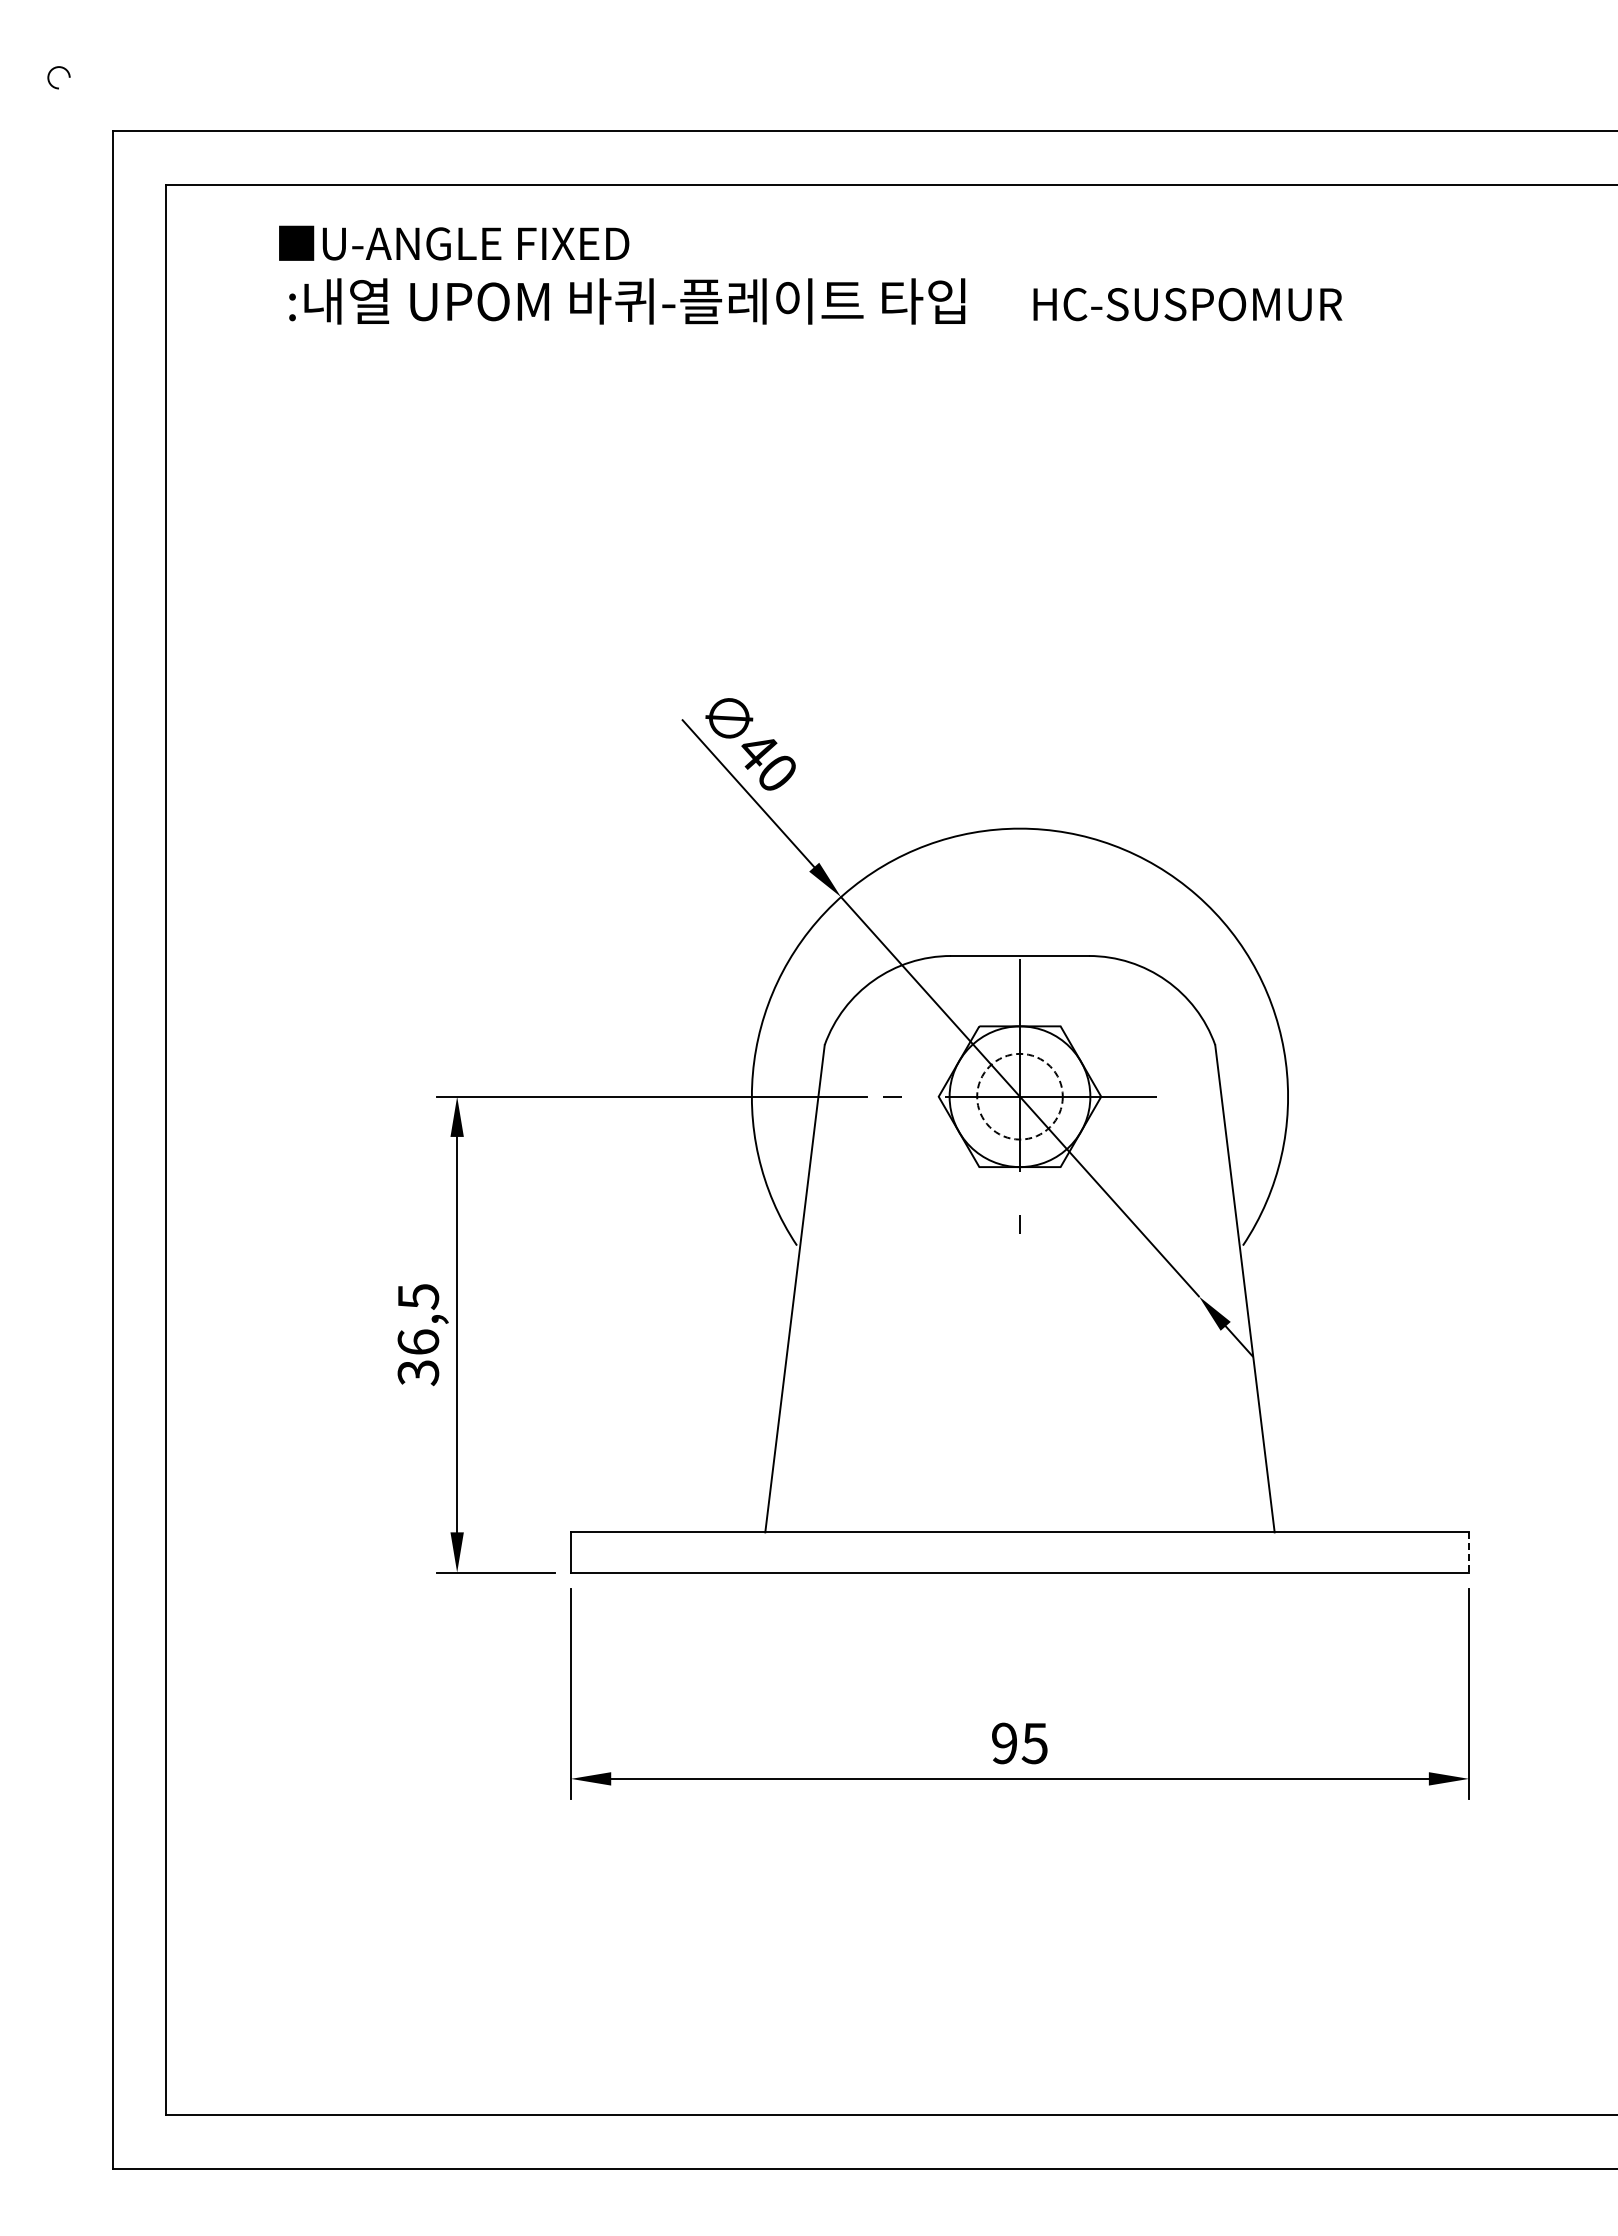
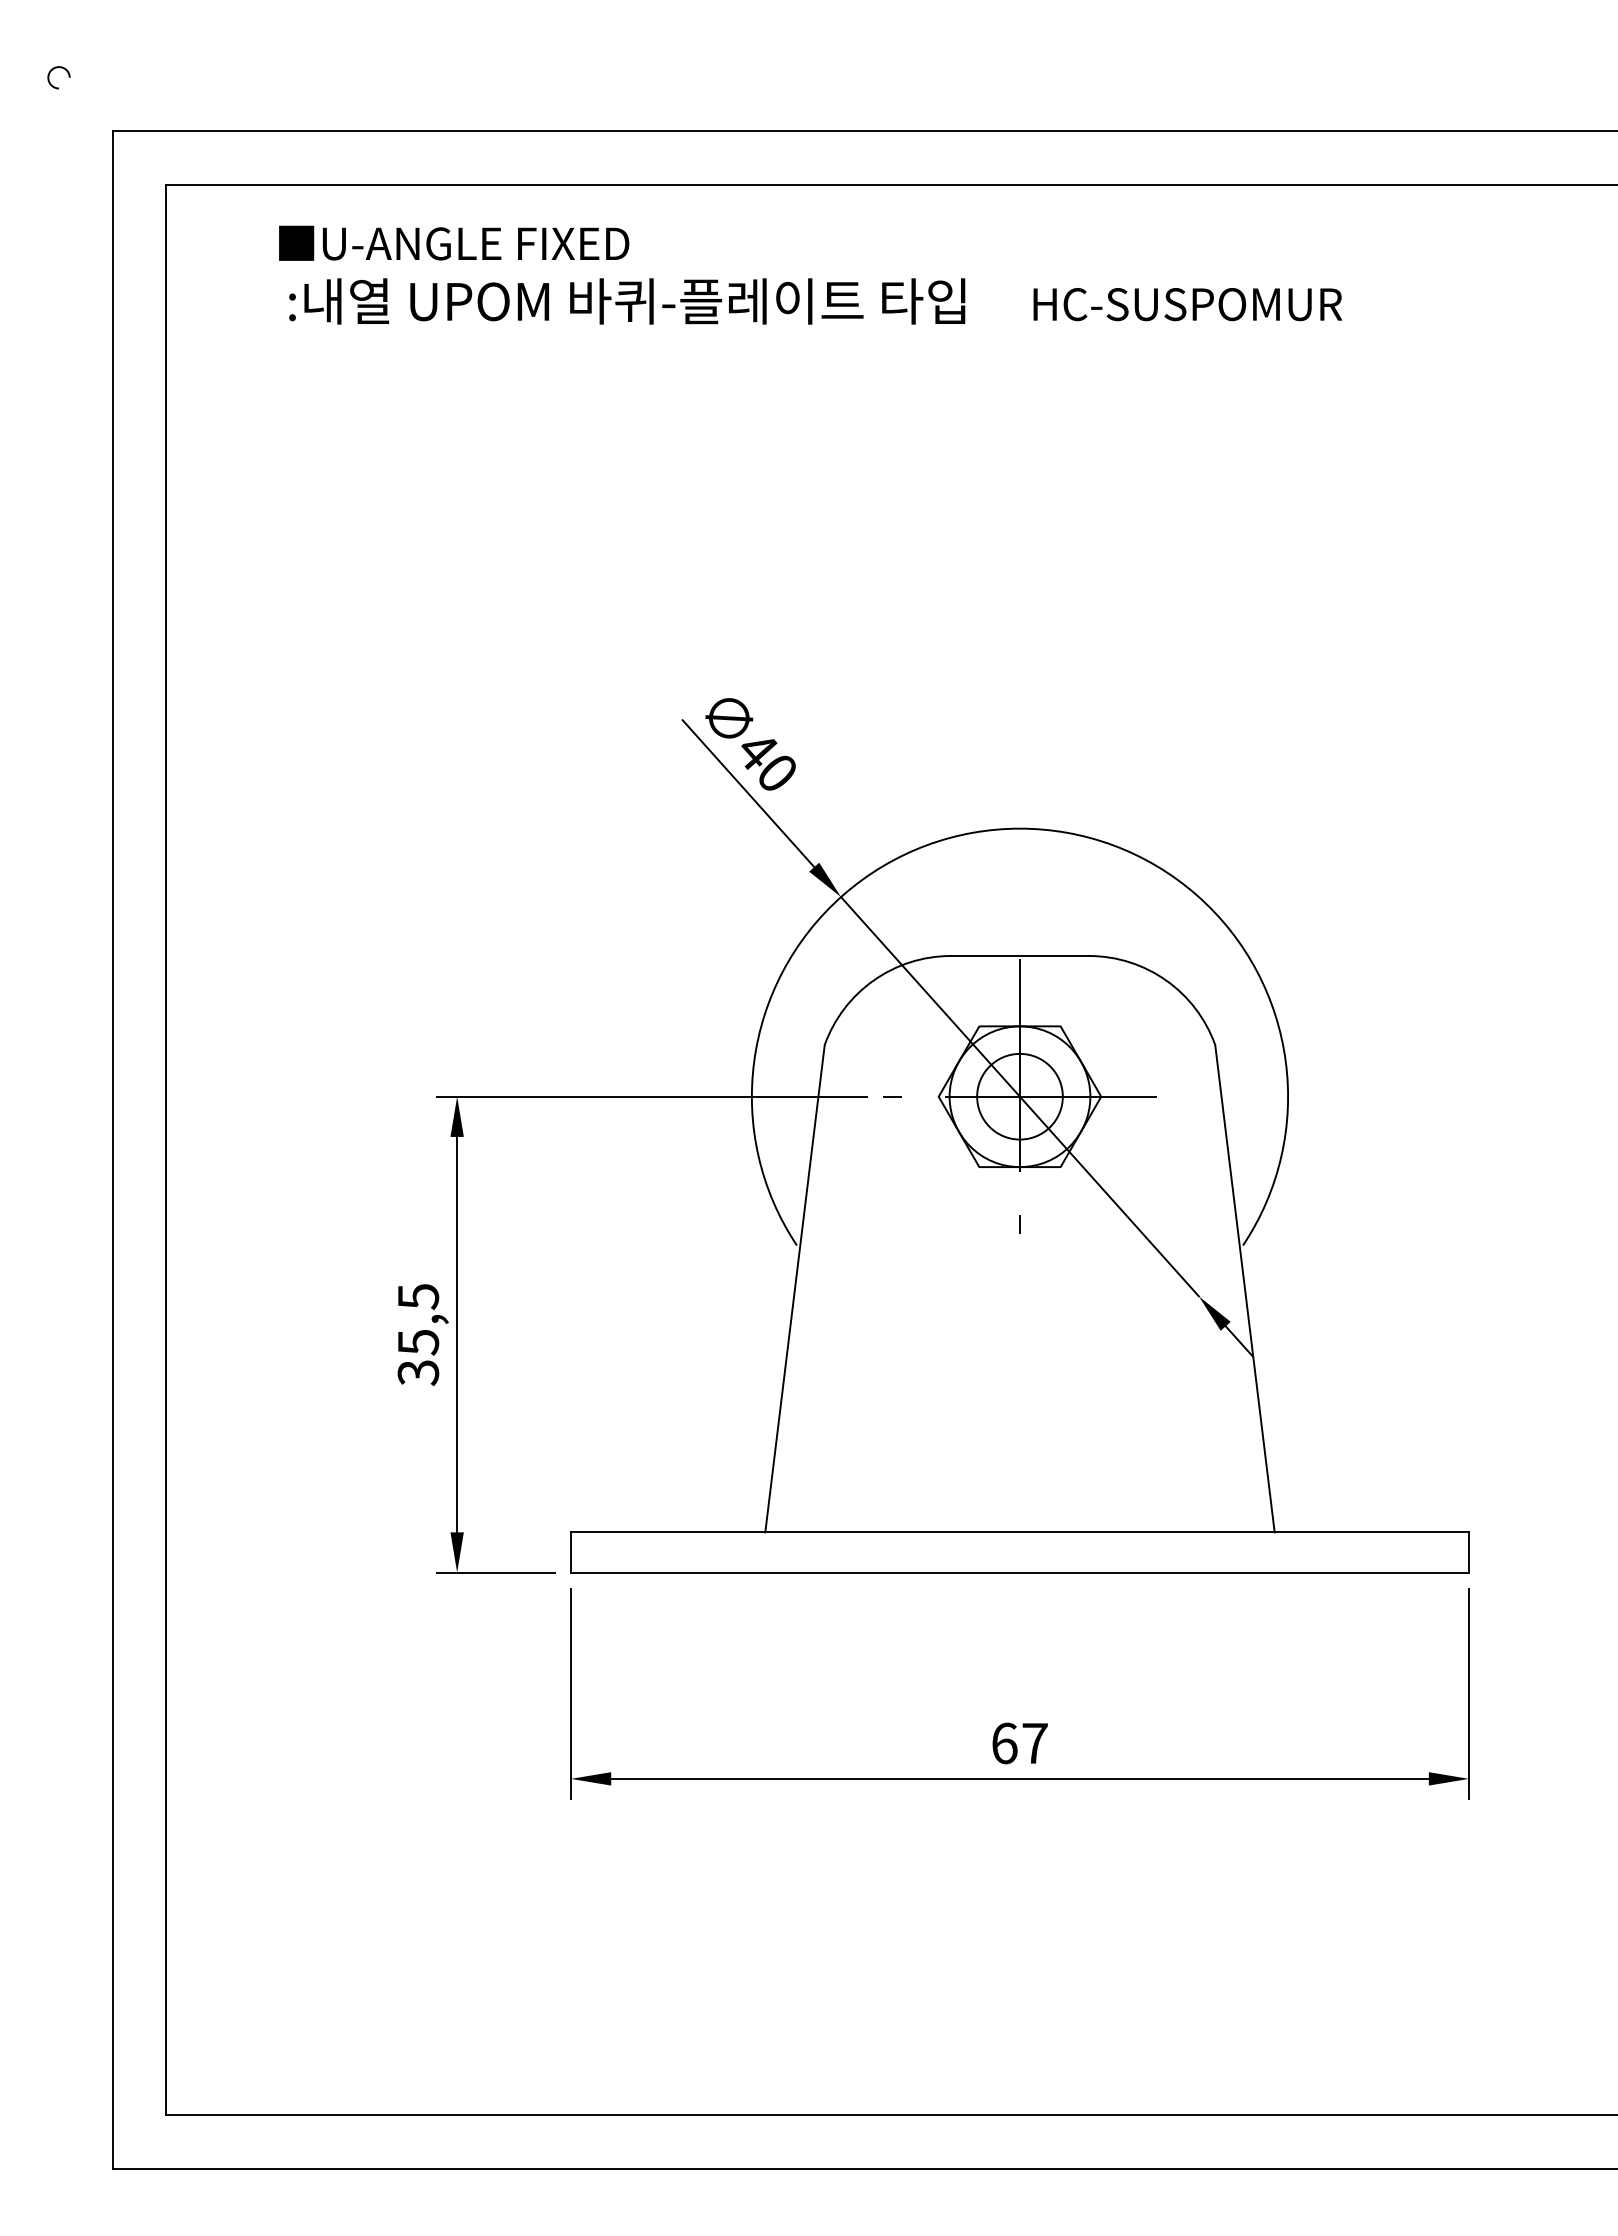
circle: dashed -> solid (1019, 1096)
text: 36,5 -> 35,5 (418, 1342)
line: dashed -> solid (1469, 1552)
text: 95 -> 67 (1019, 1743)
